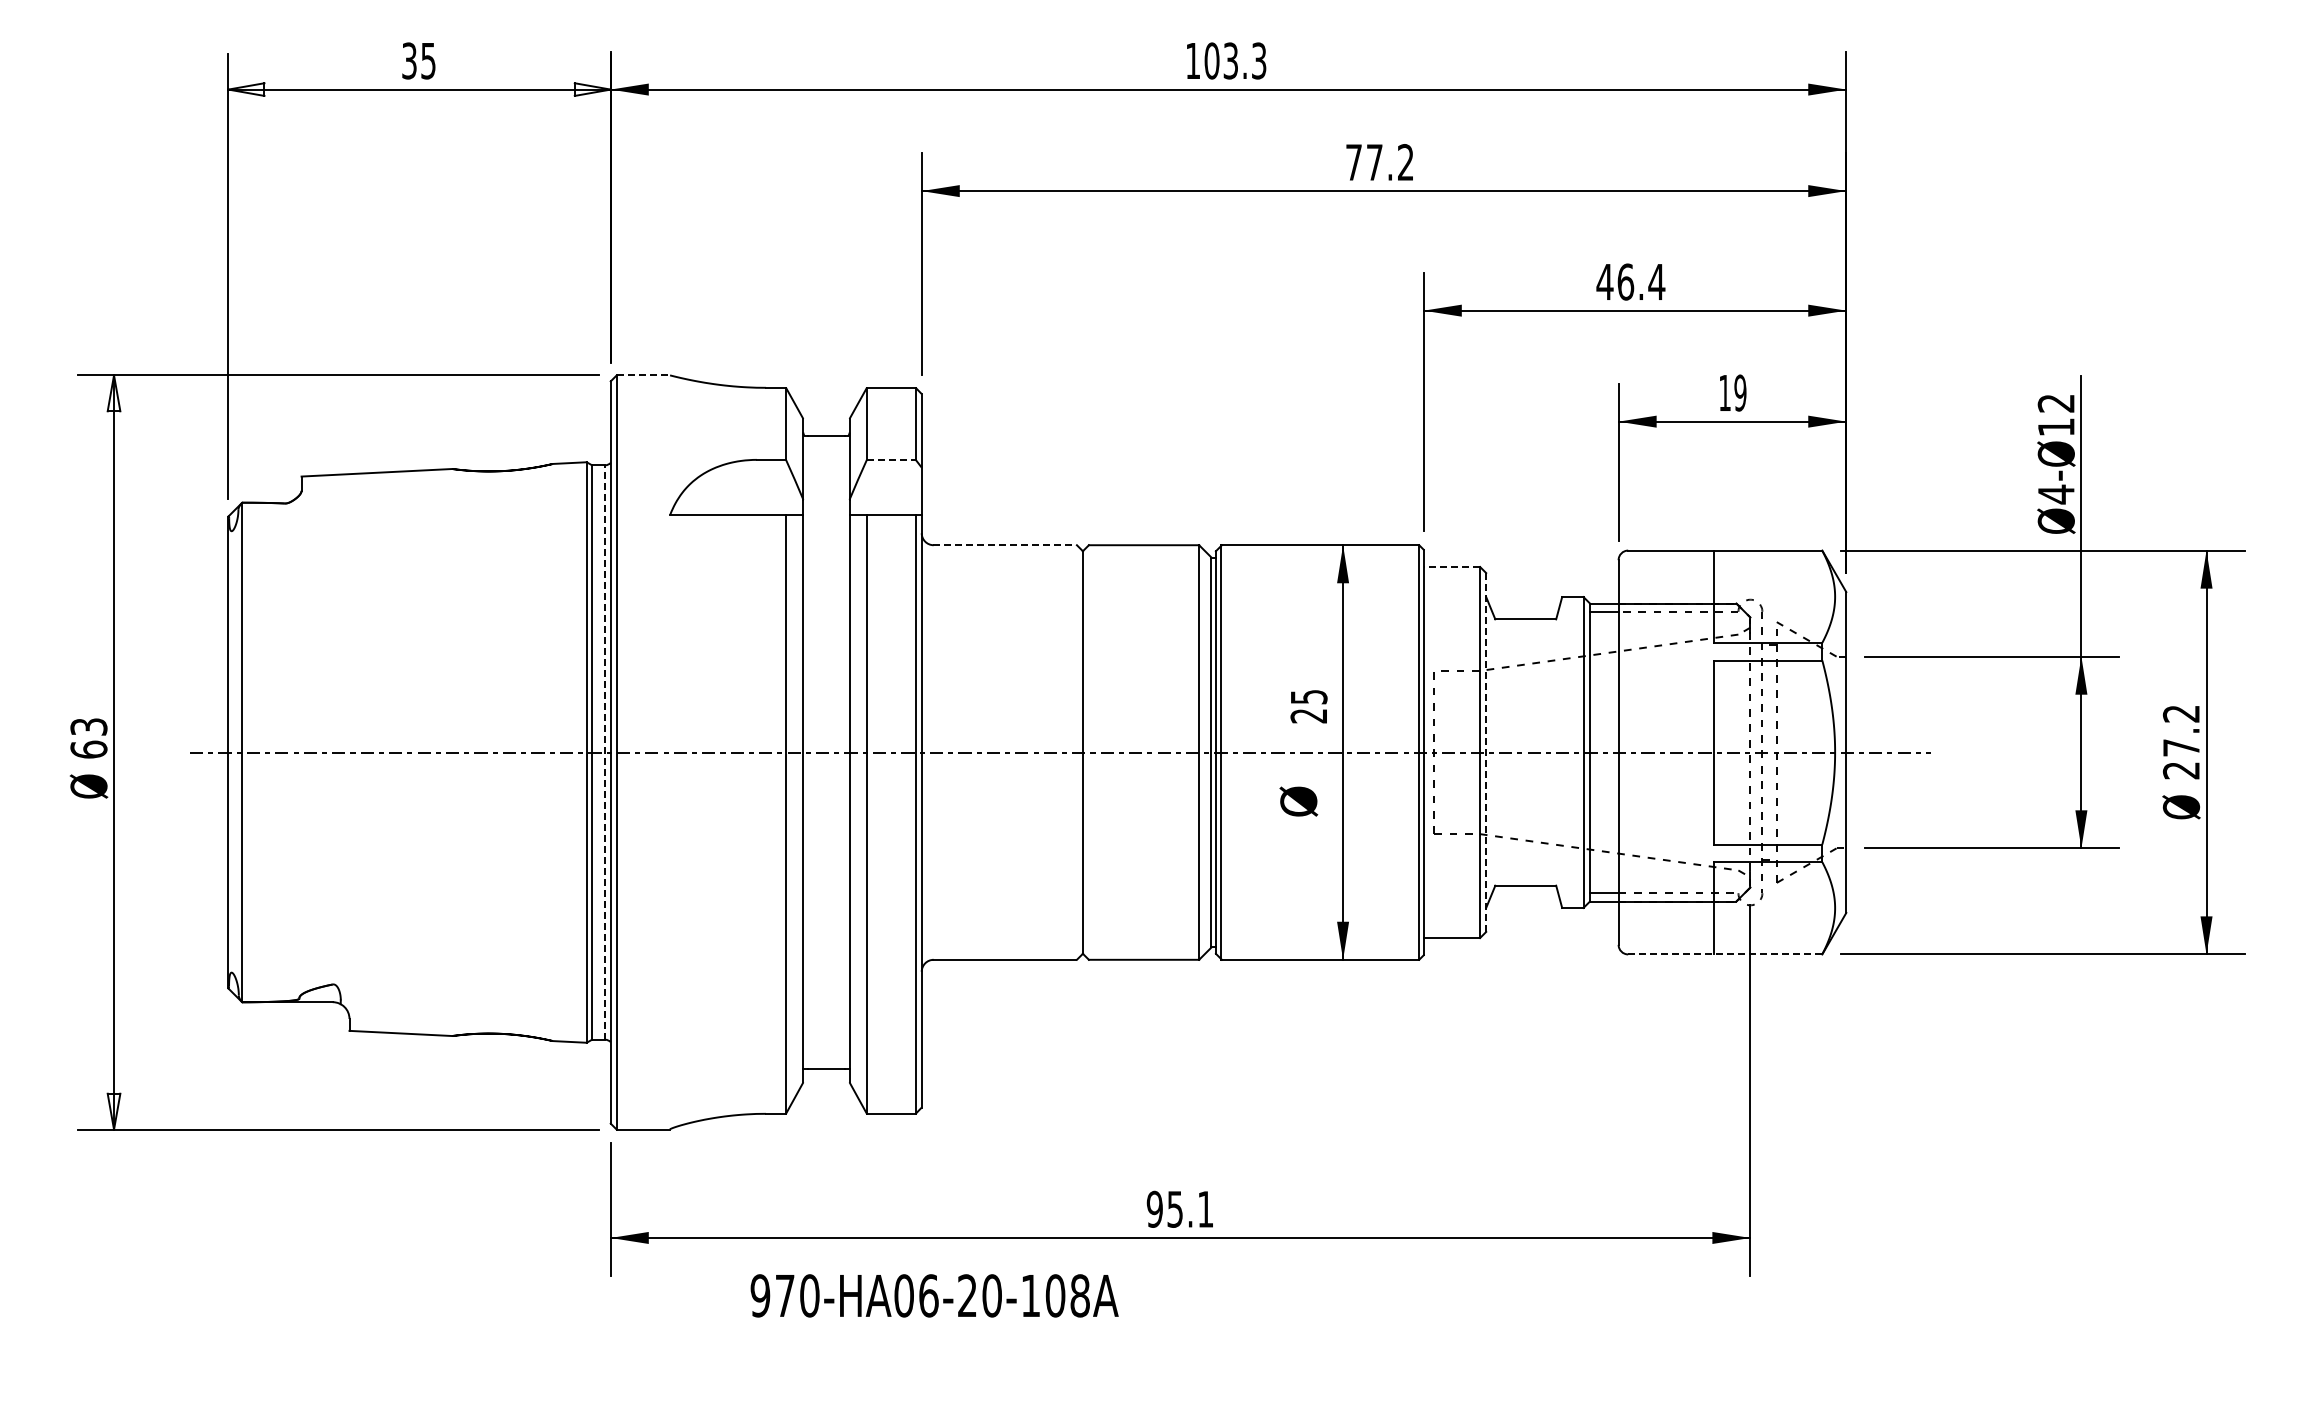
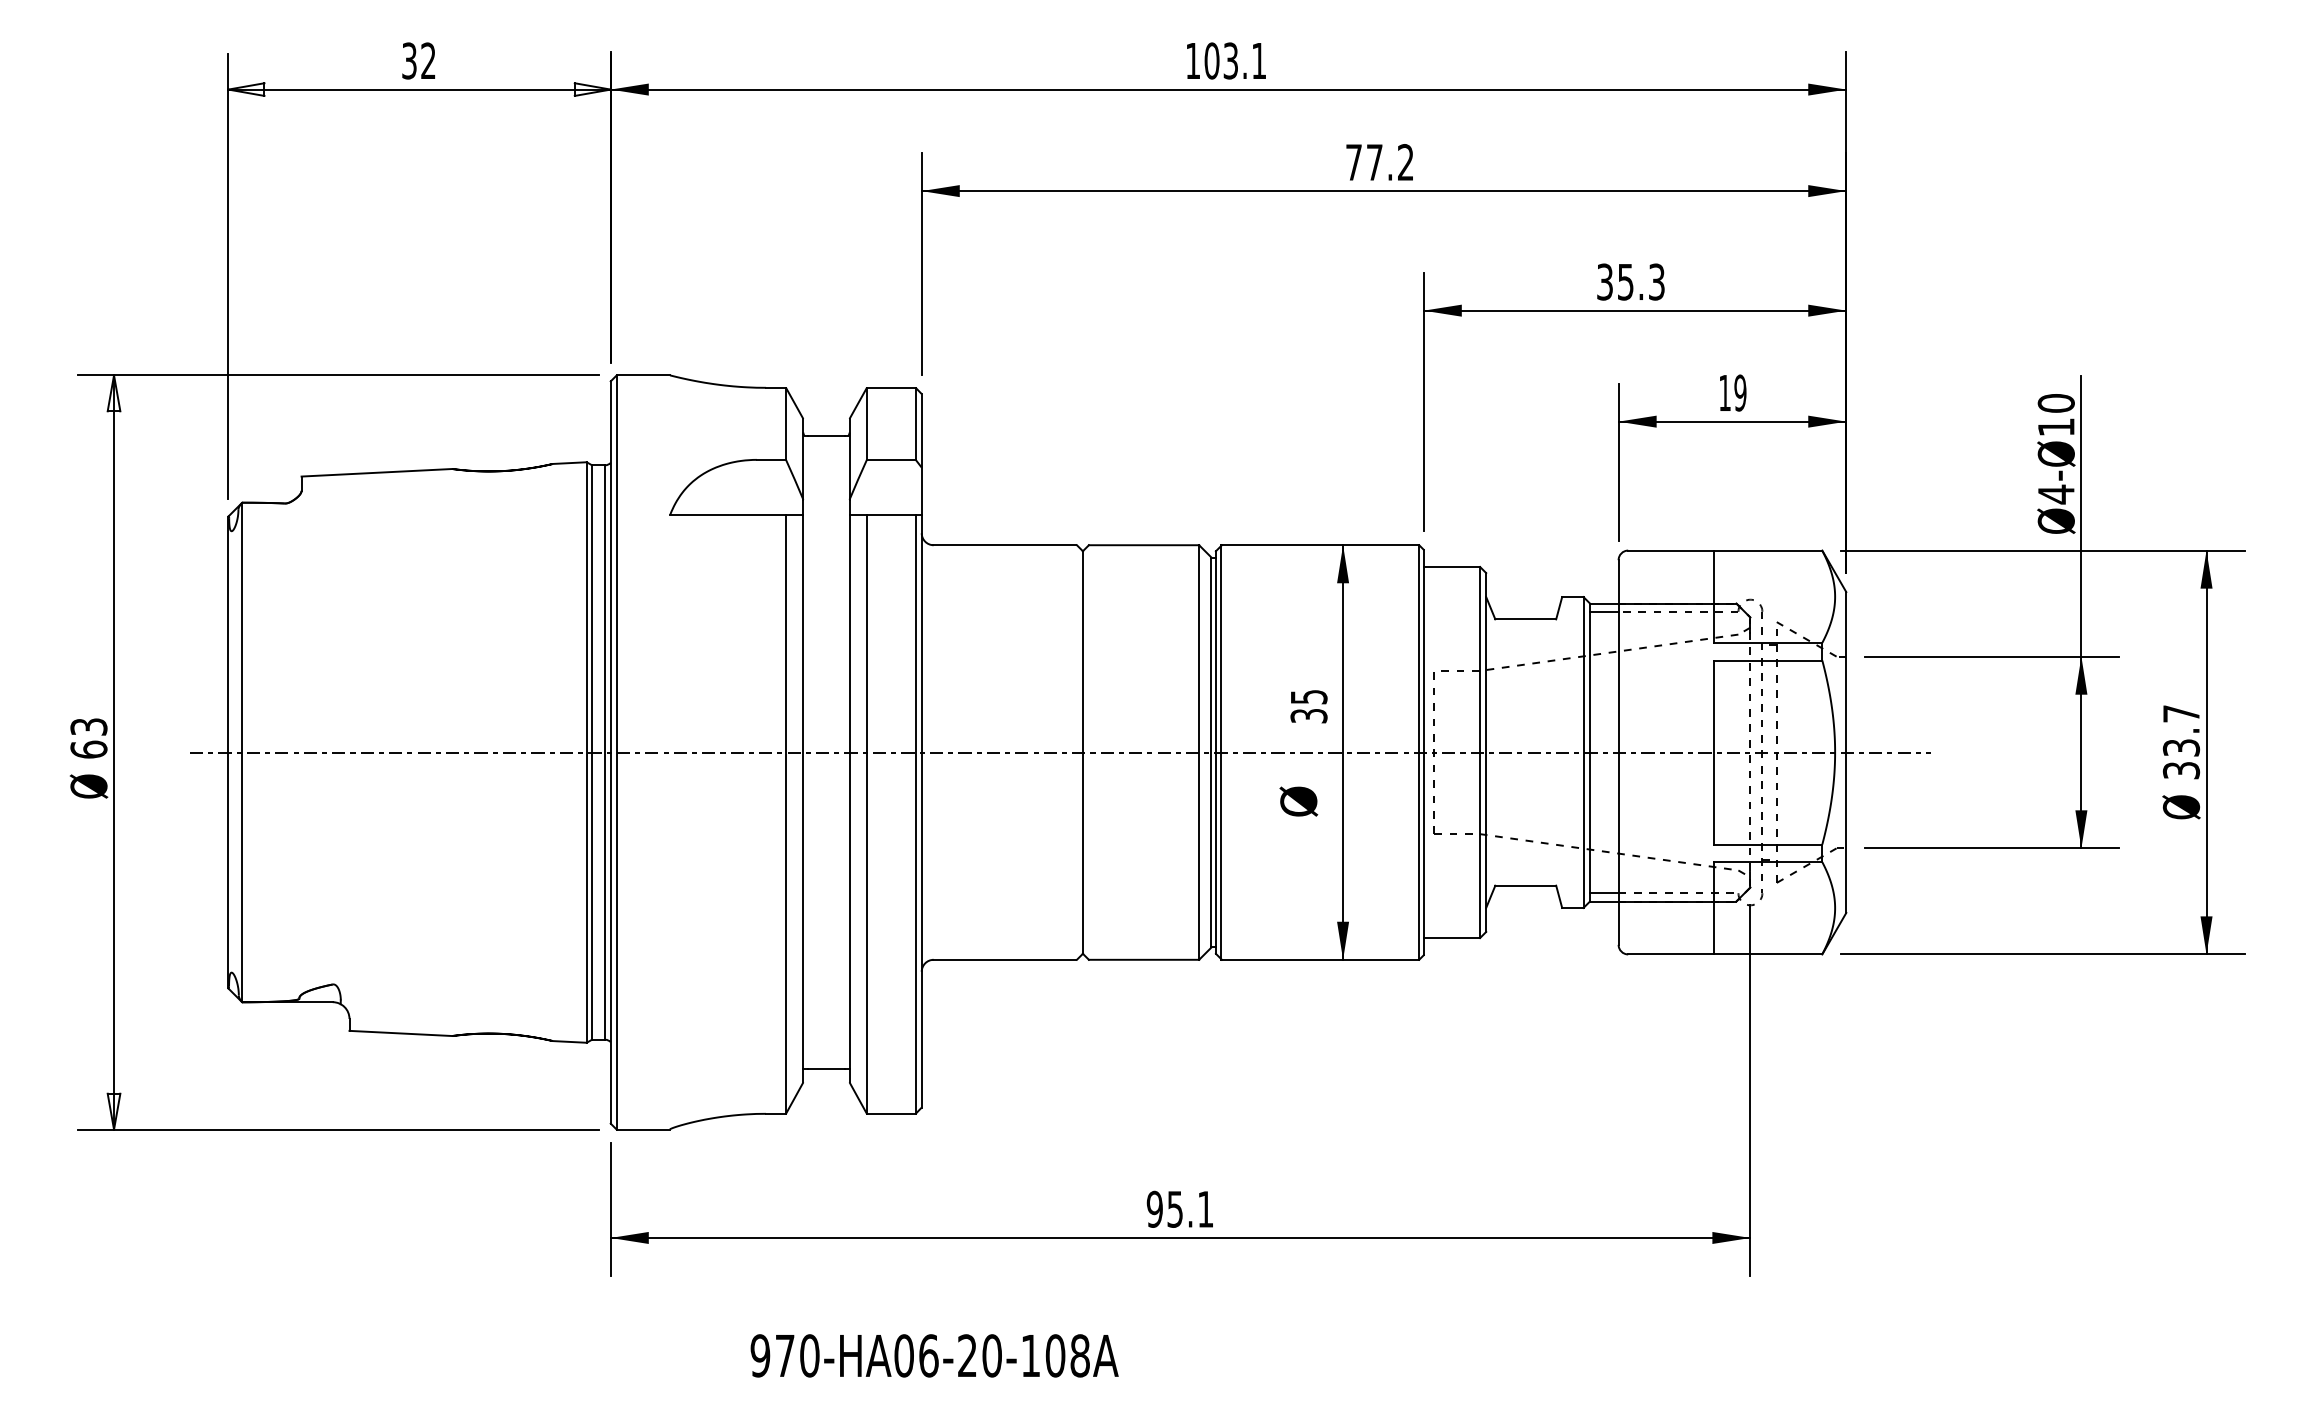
text: 35 -> 32 (428, 60)
text: 103.3 -> 103.1 (1259, 60)
text: 46.4 -> 35.3 (1630, 281)
line: dashed -> solid (643, 375)
text: Ø4-Ø12 -> Ø4-Ø10 (2055, 403)
line: dashed -> solid (891, 459)
line: dashed -> solid (1004, 545)
line: dashed -> solid (1451, 566)
text: 25 -> 35 (1308, 716)
text: 27.2 -> 33.7 (2181, 742)
line: dashed -> solid (605, 752)
line: dashed -> solid (1486, 753)
line: dashed -> solid (1725, 954)
text position: (934, 1295) -> (934, 1355) (934, 1355)
